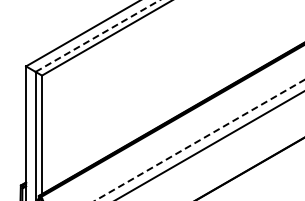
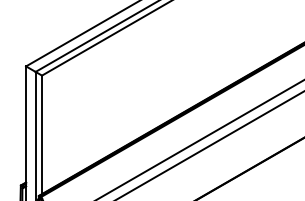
line: dashed -> solid (97, 35)
line: dashed -> solid (199, 140)
